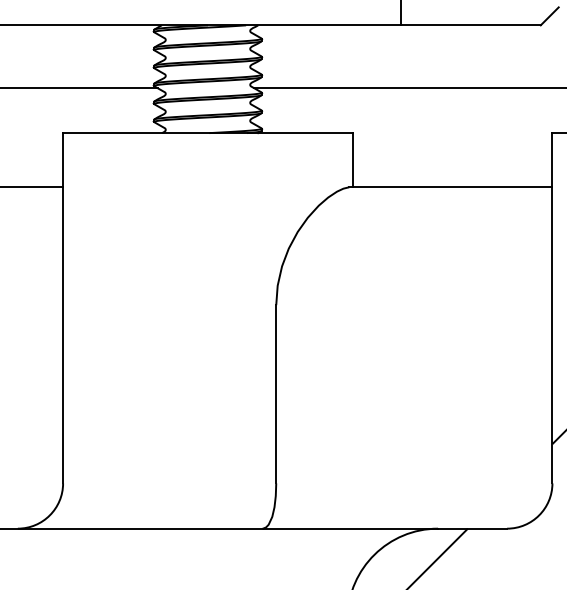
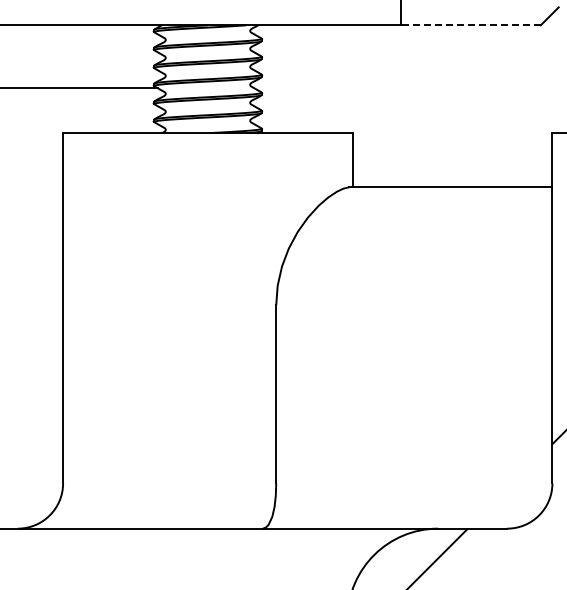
line: solid -> dashed (471, 25)
line: present -> none (408, 87)
line: present -> none (32, 187)
